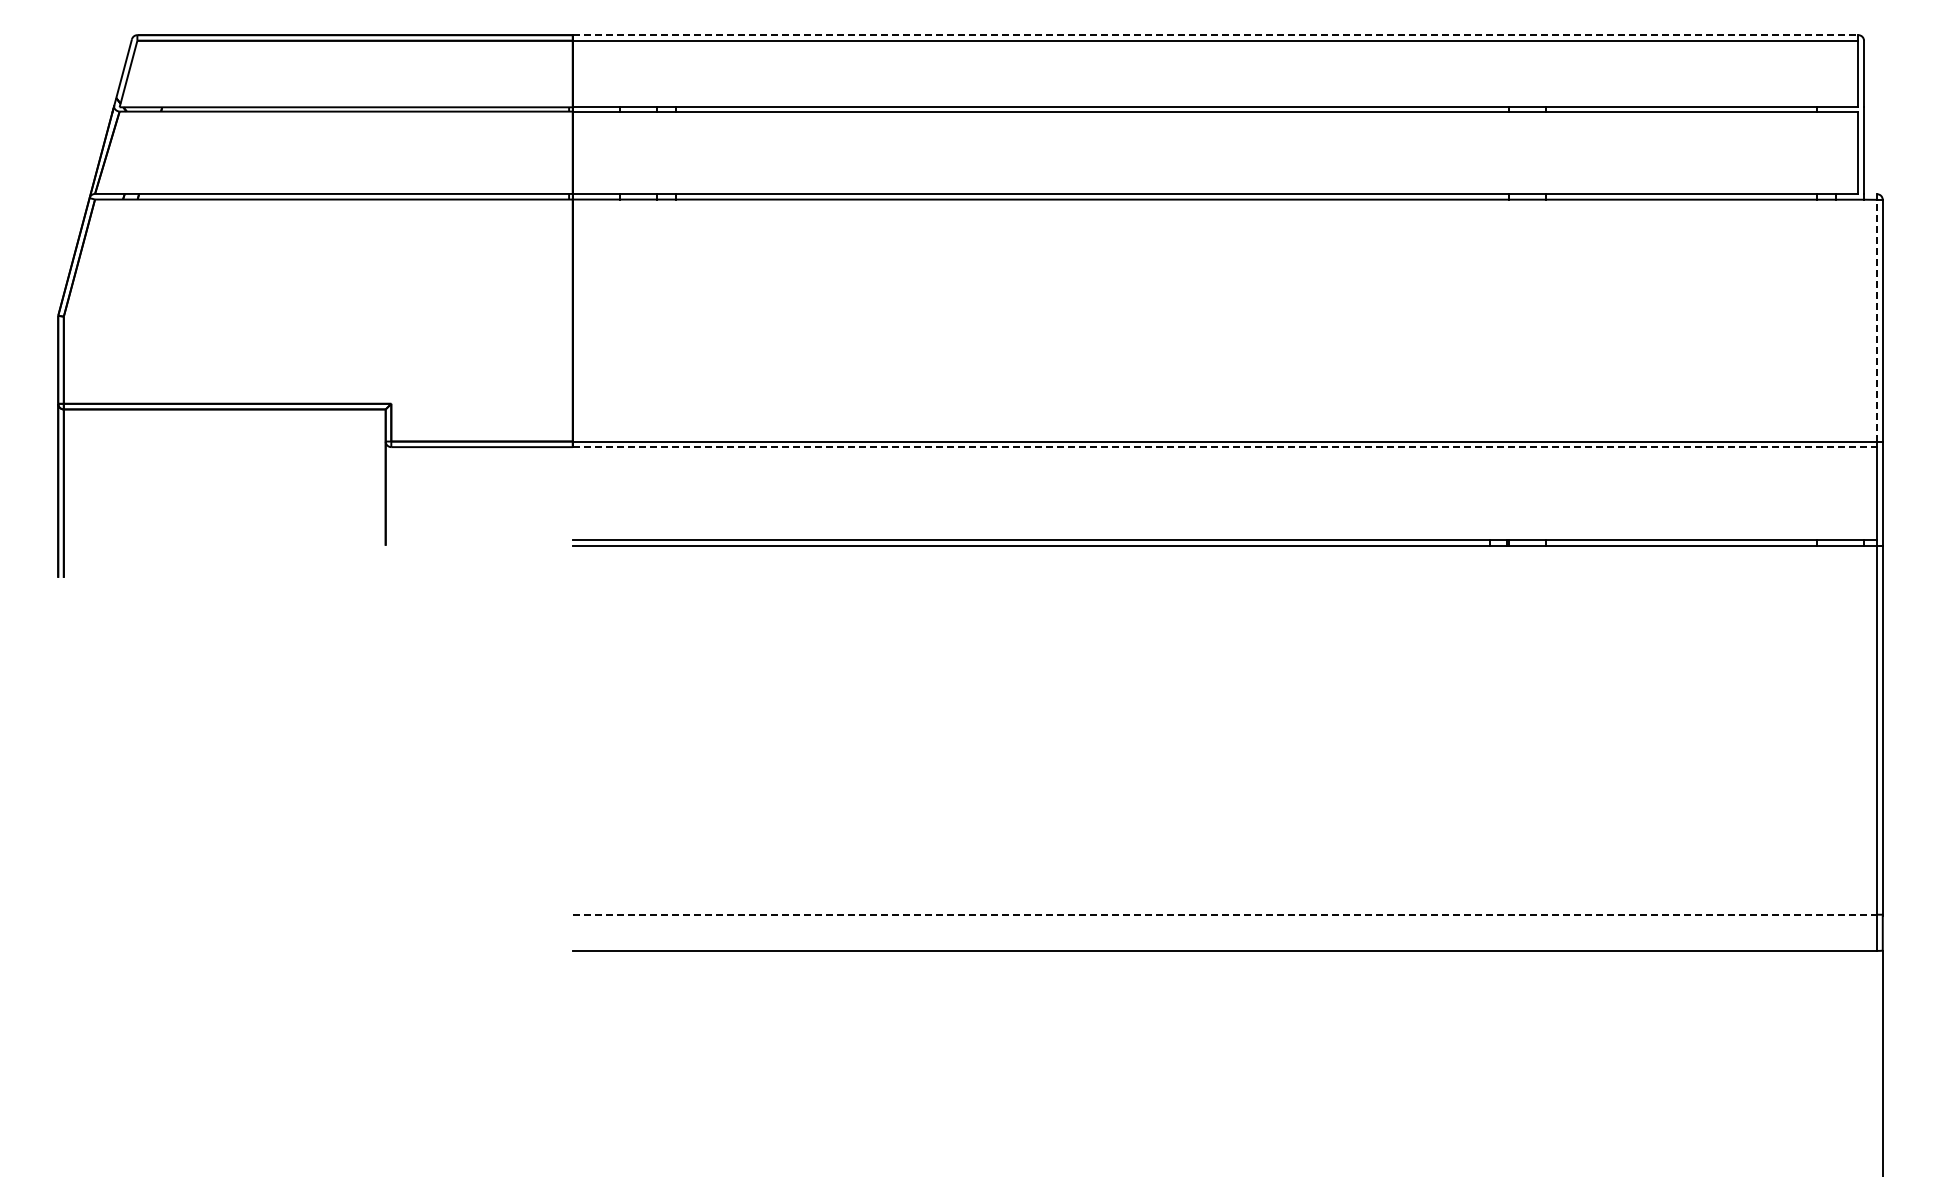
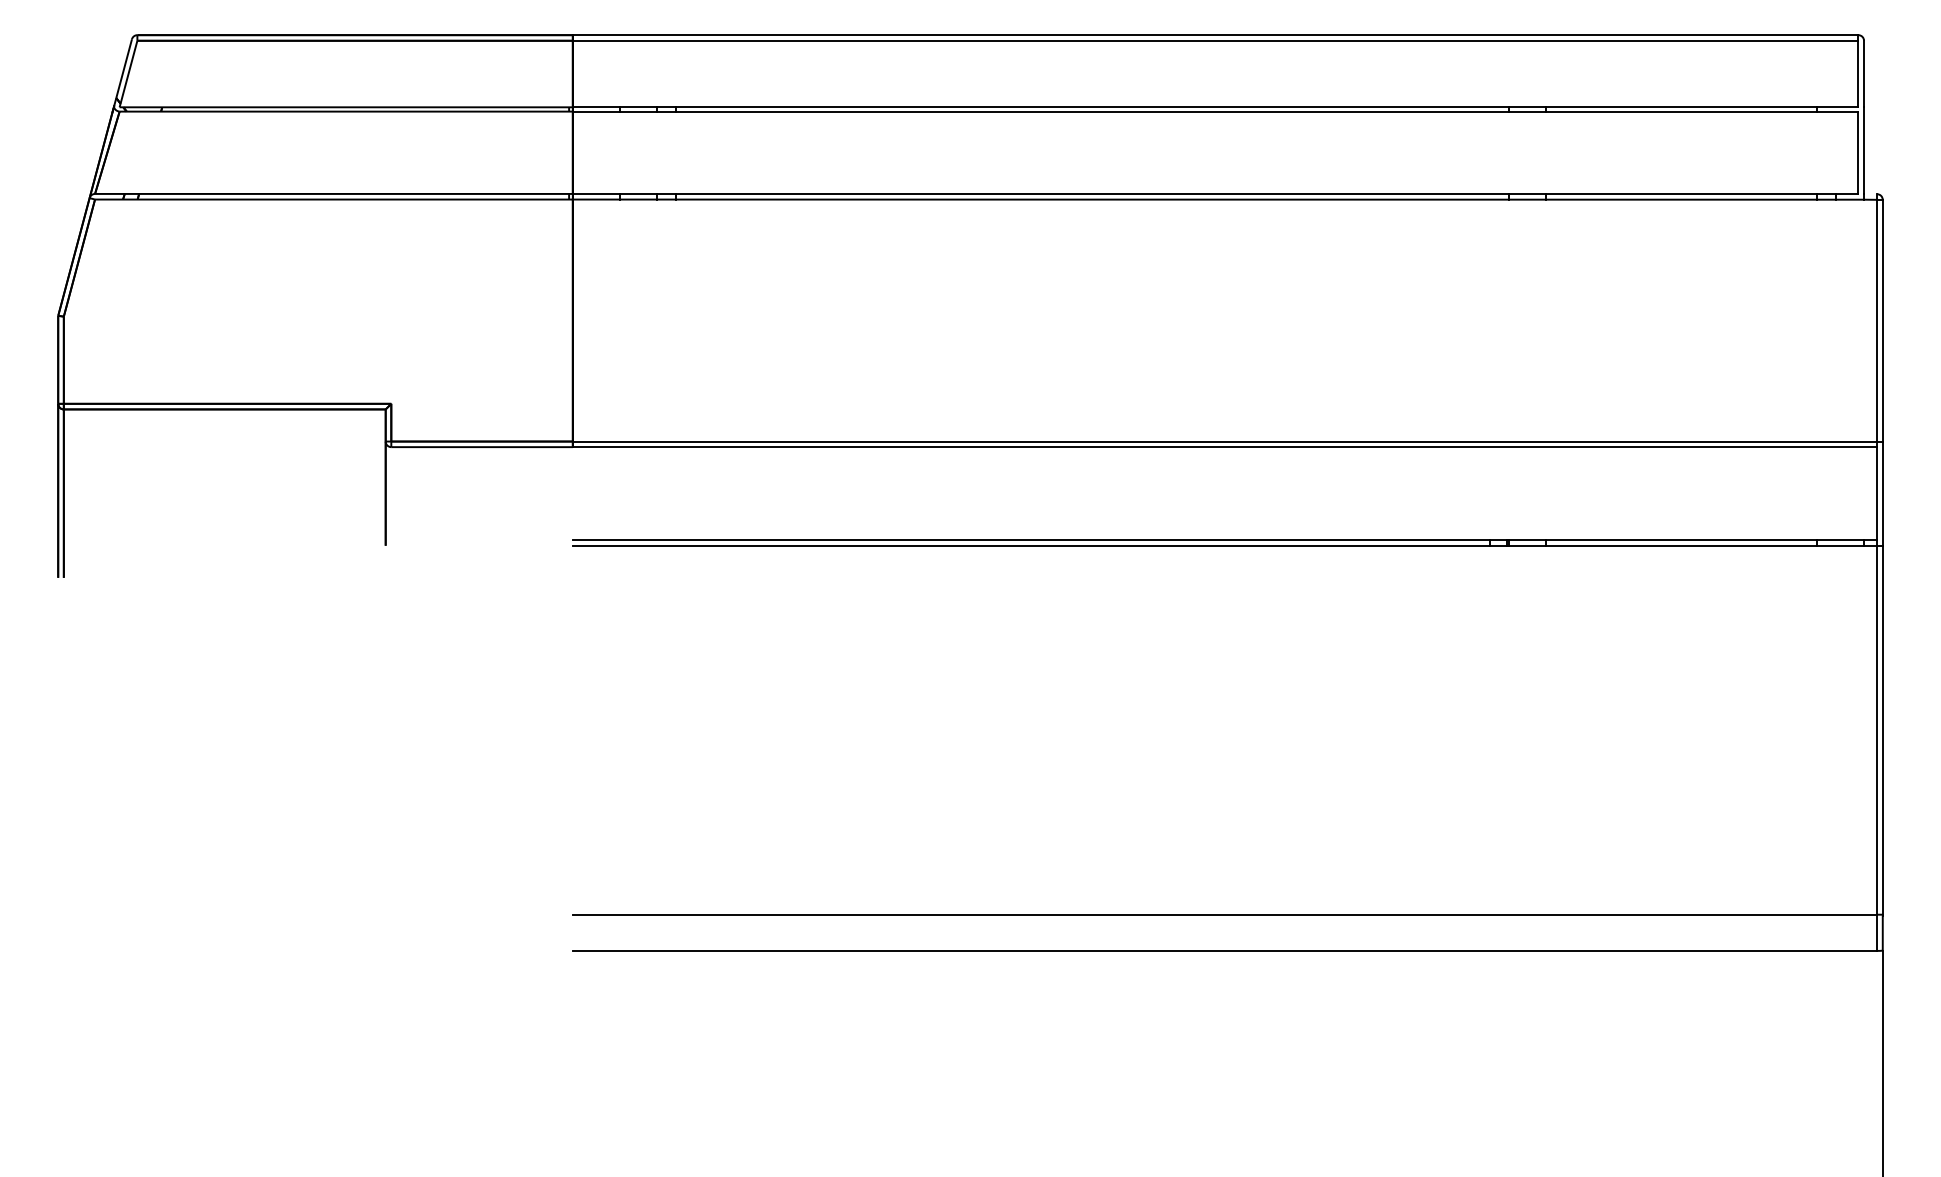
line: dashed -> solid (1215, 35)
line: dashed -> solid (1877, 320)
line: dashed -> solid (1225, 447)
line: dashed -> solid (1225, 914)
